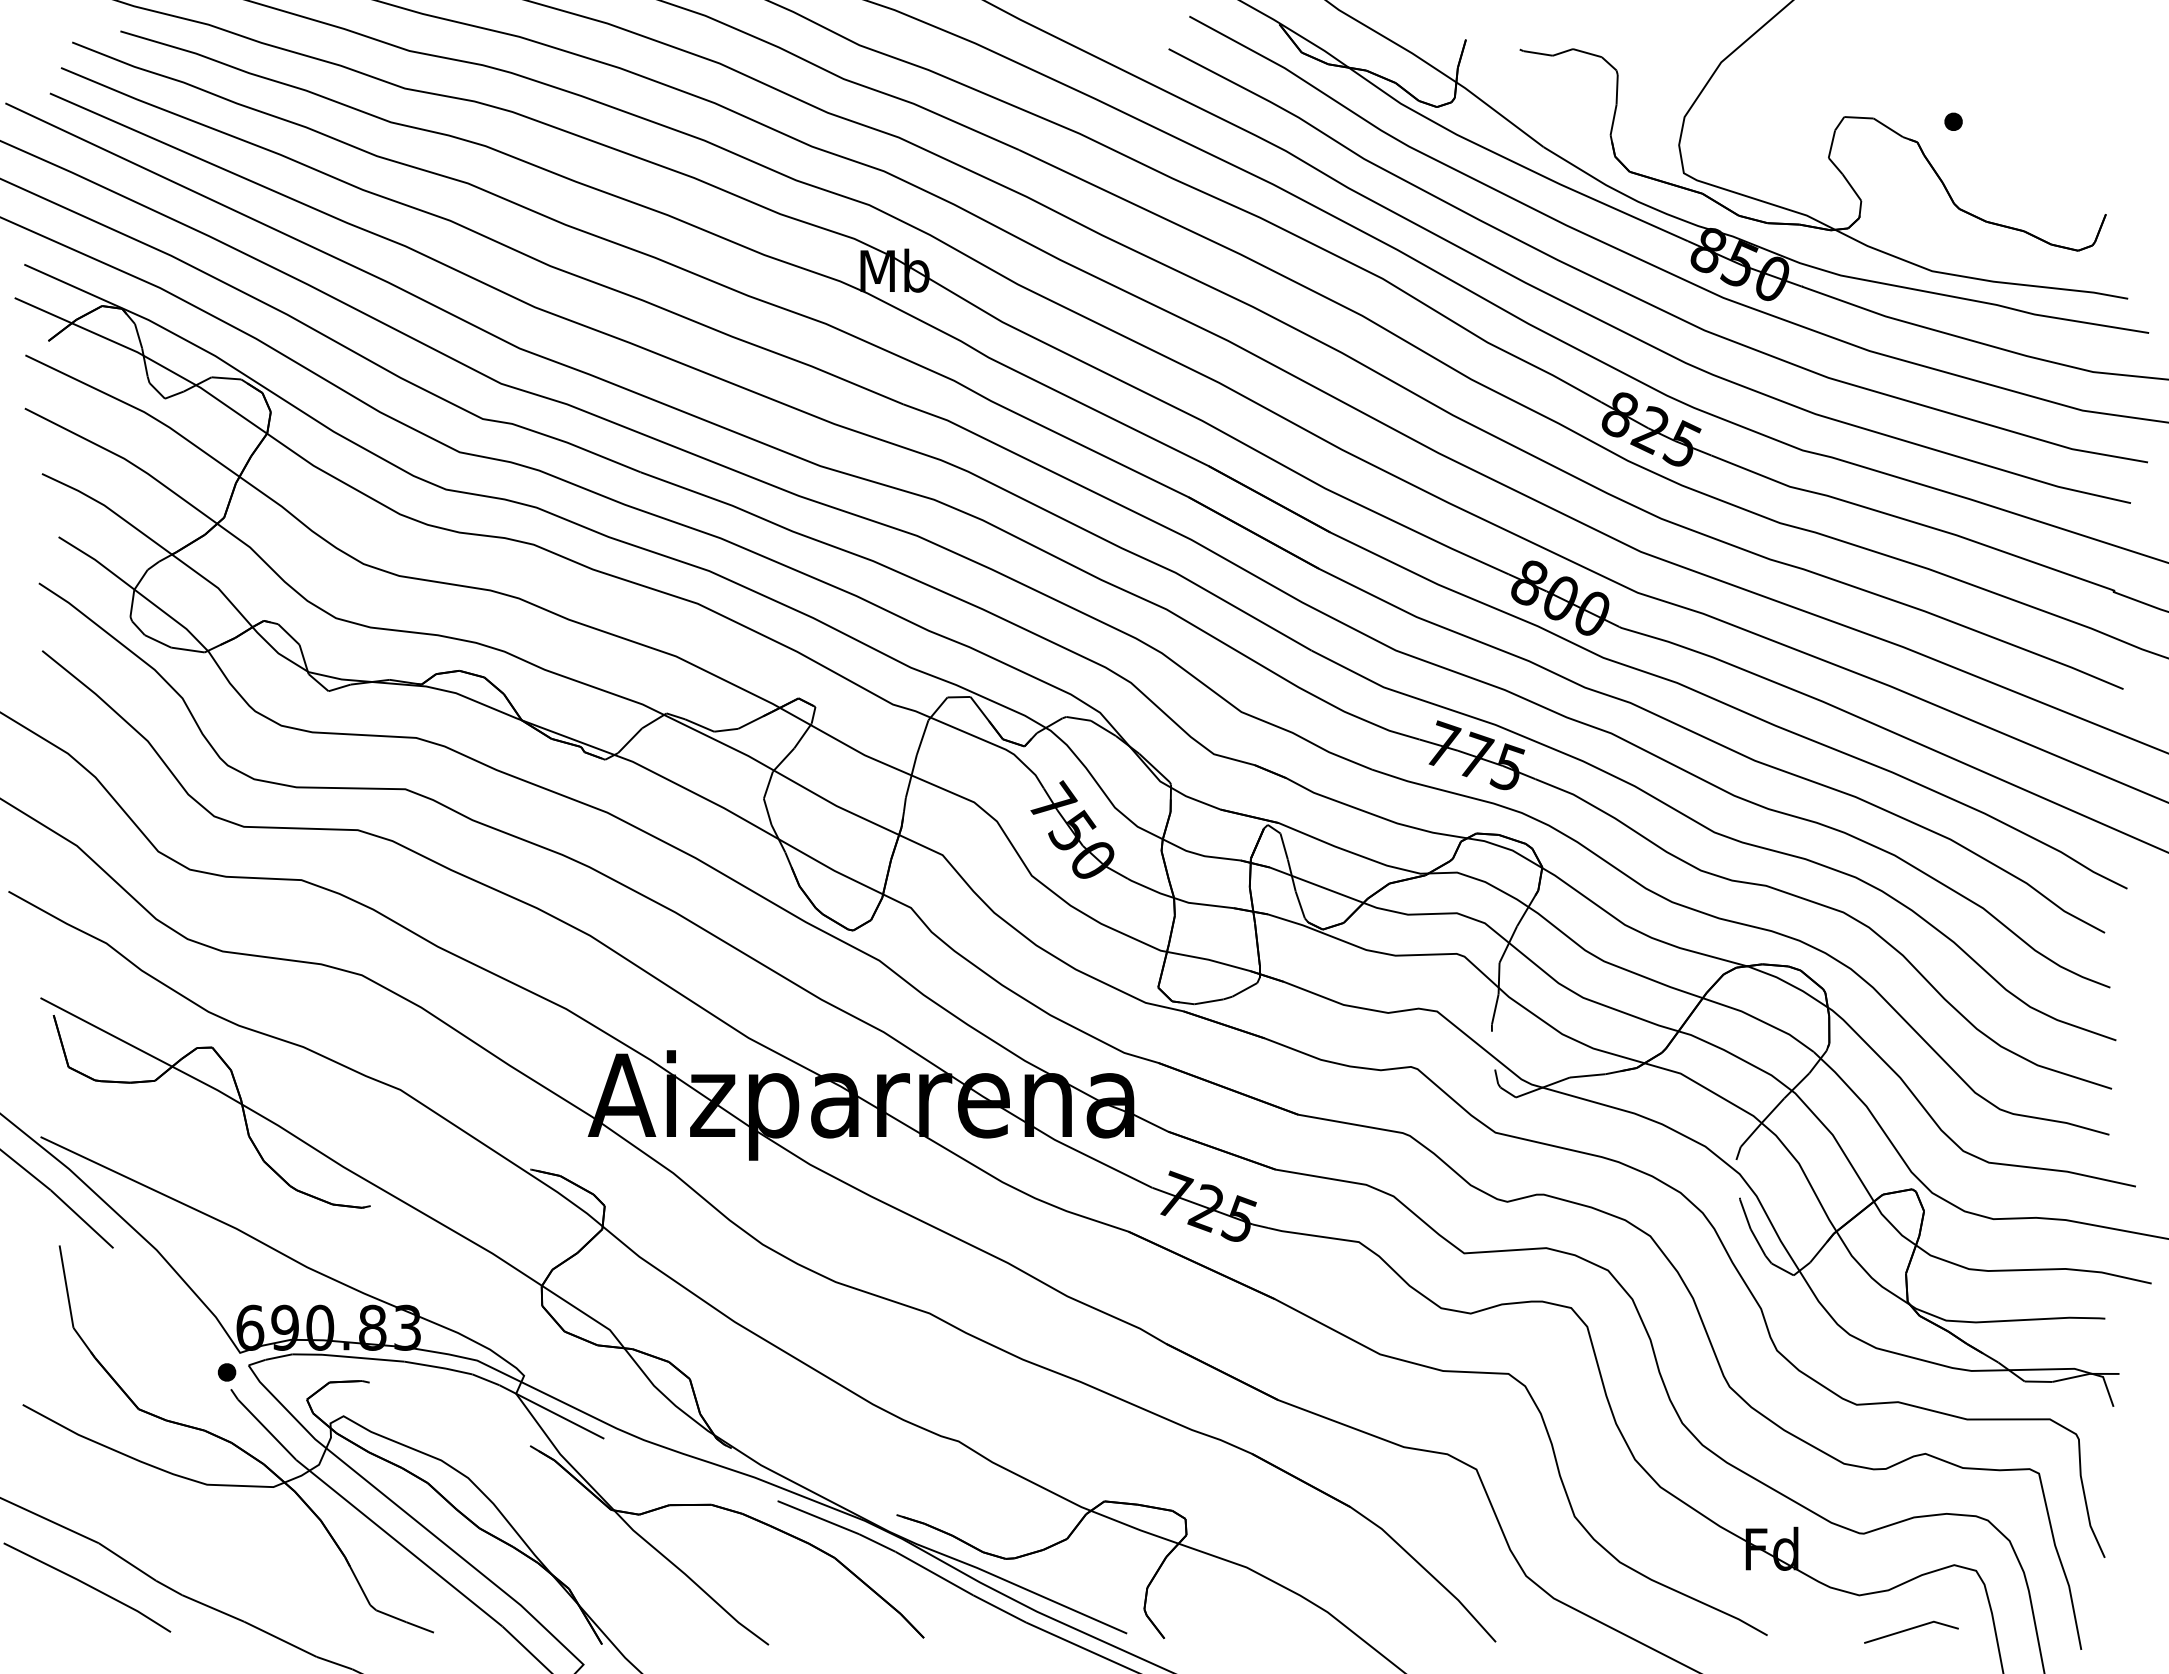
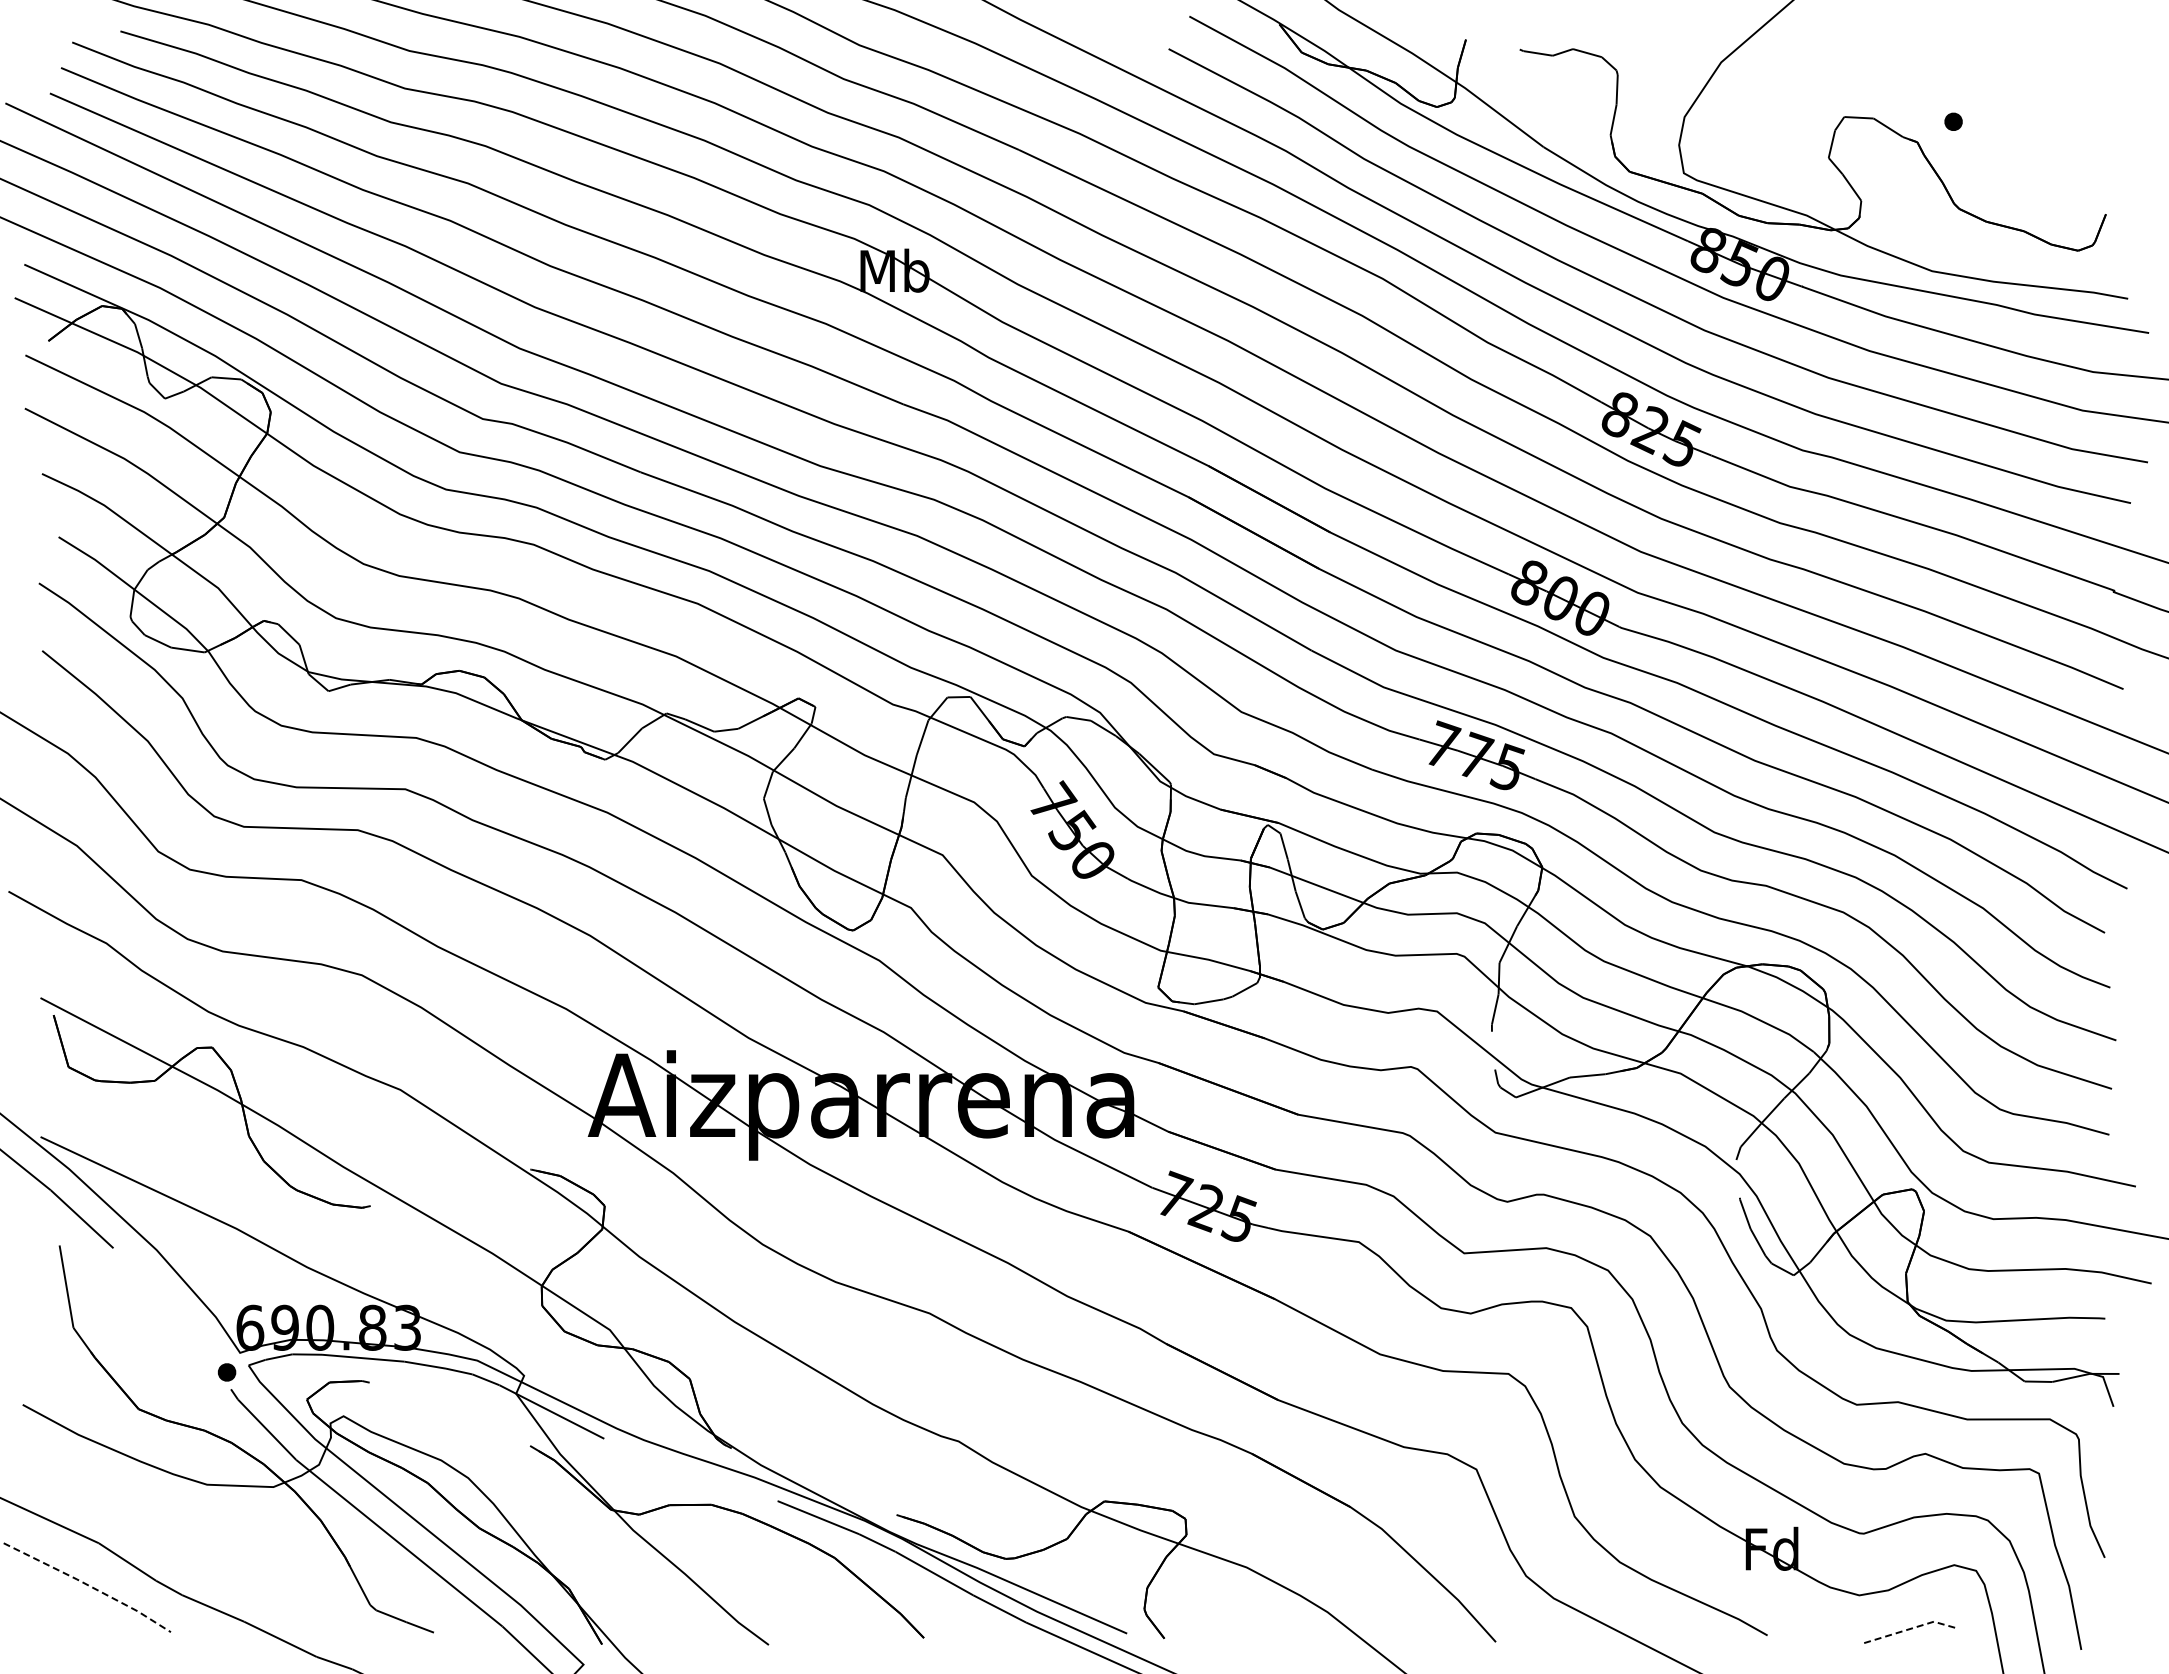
line: solid -> dashed (89, 1585)
line: solid -> dashed (1911, 1628)
